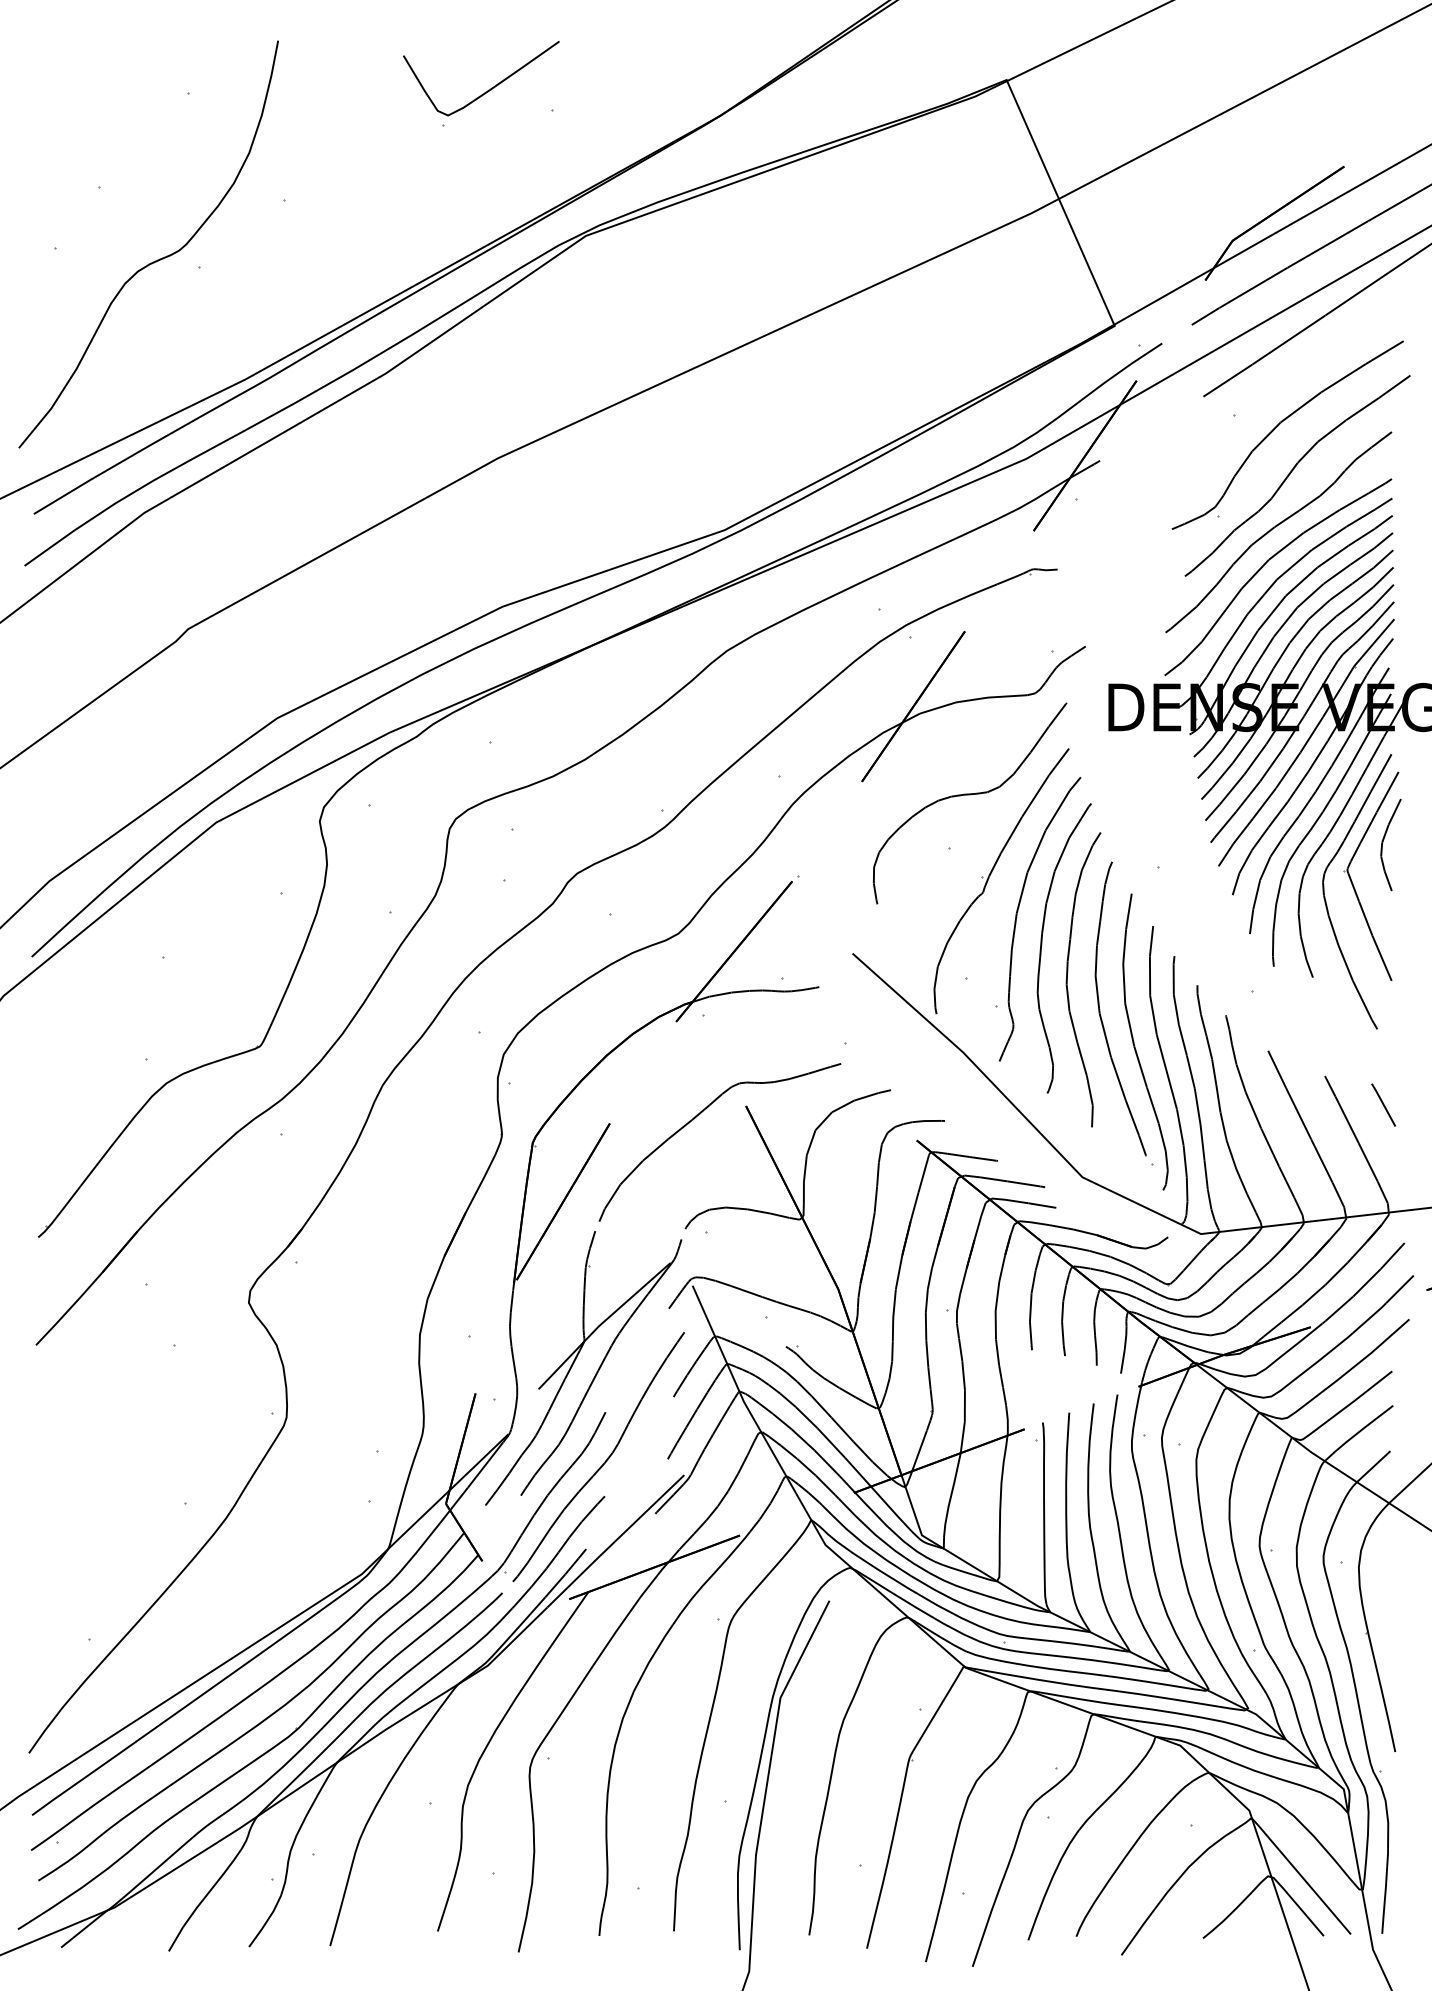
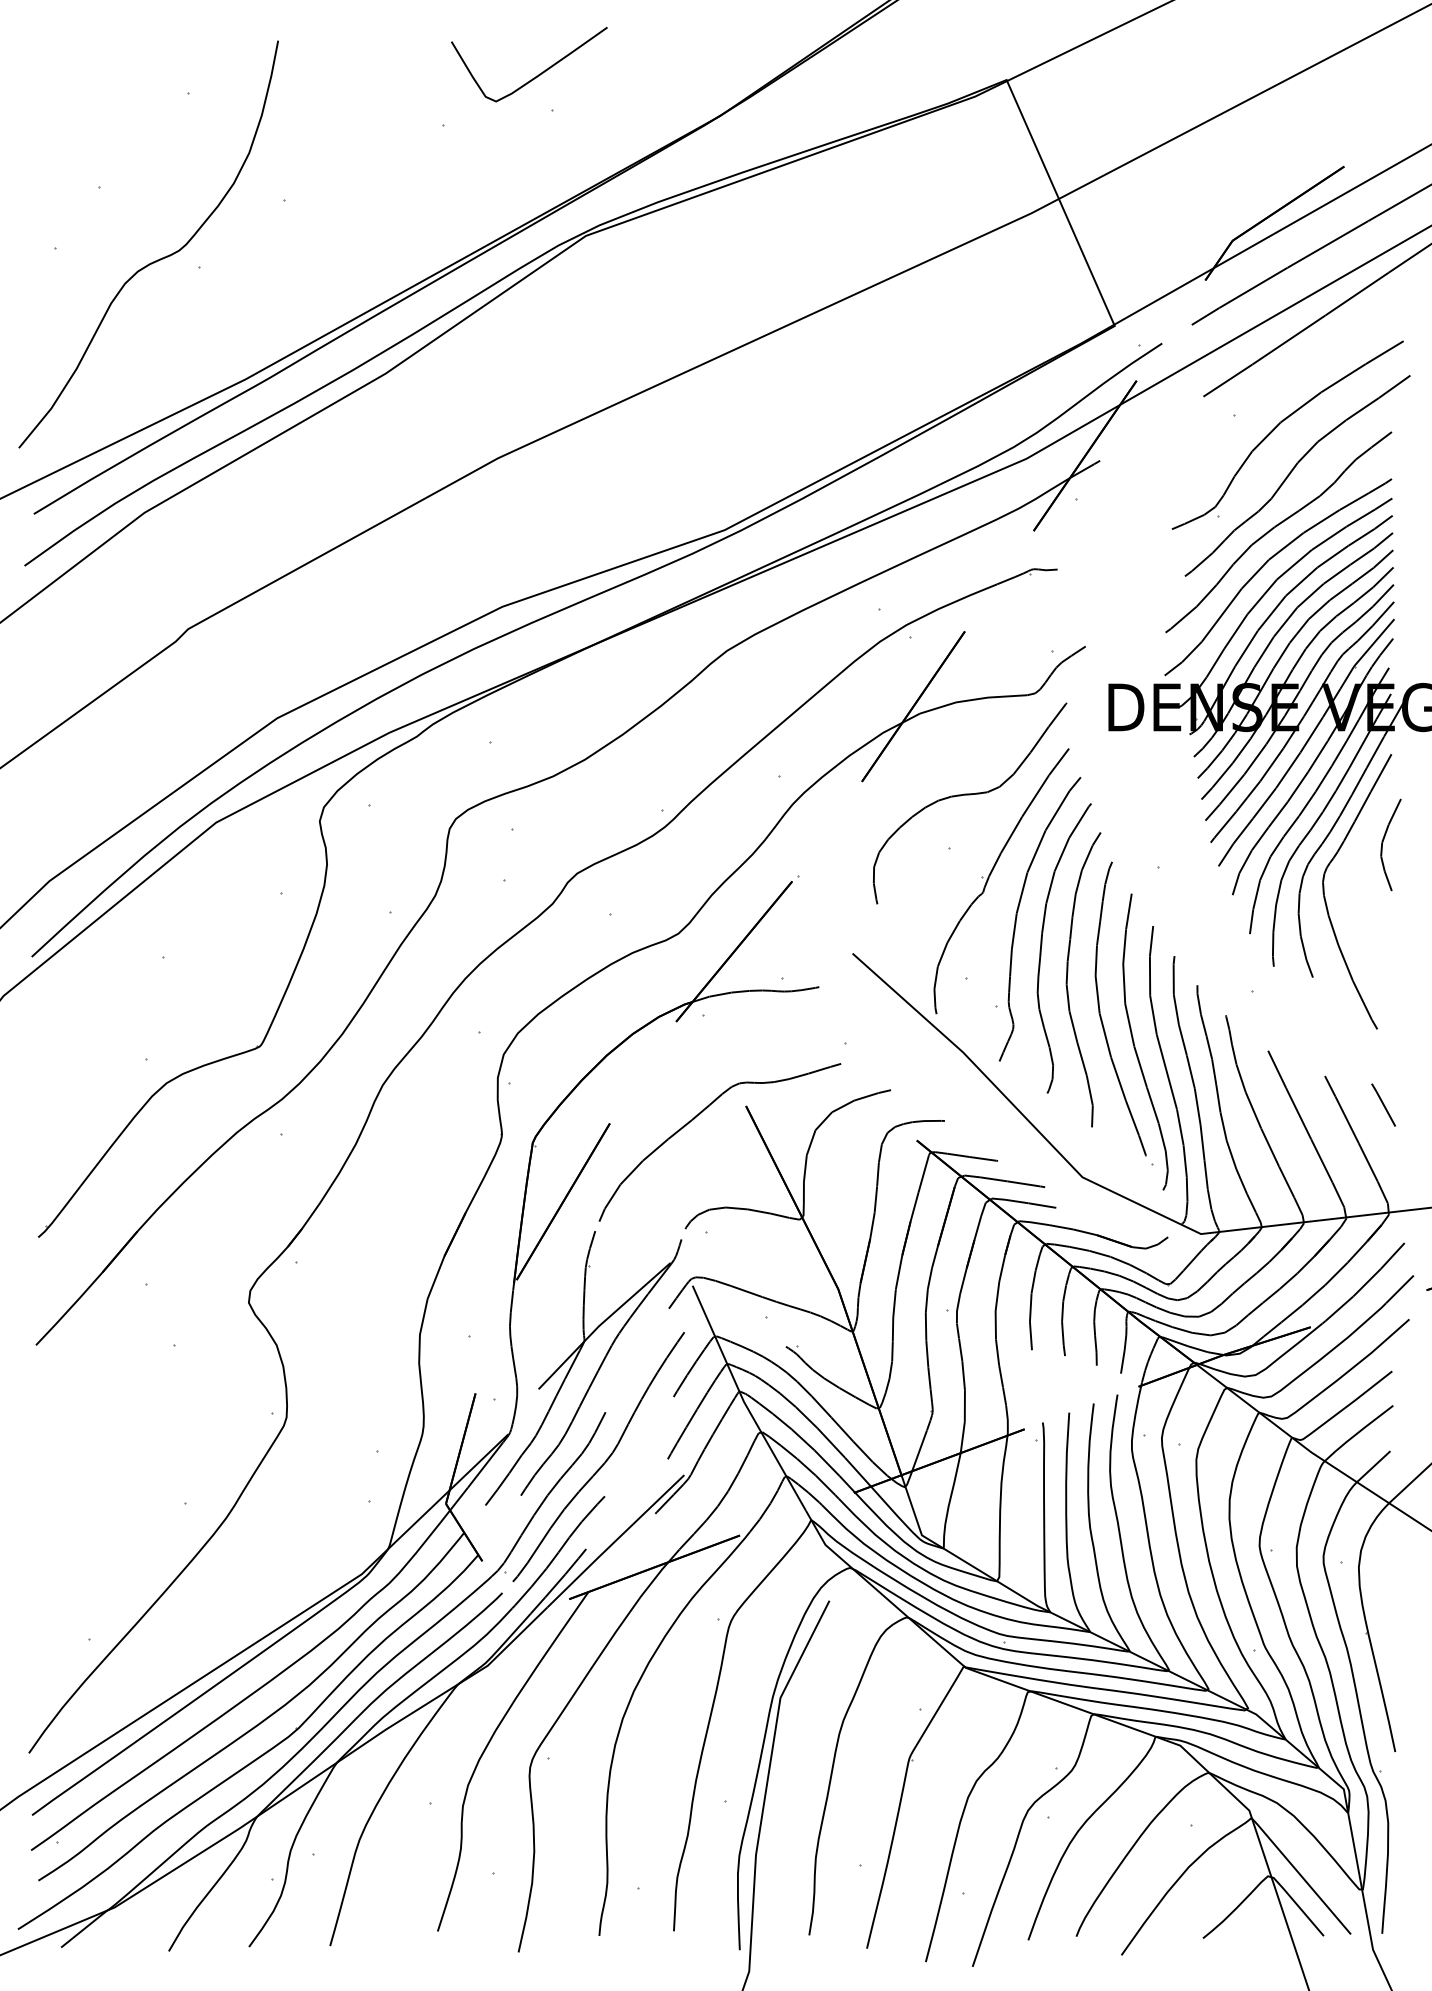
curve position: (488, 89) -> (536, 75) (536, 75)
part: present -> none (1353, 883)
